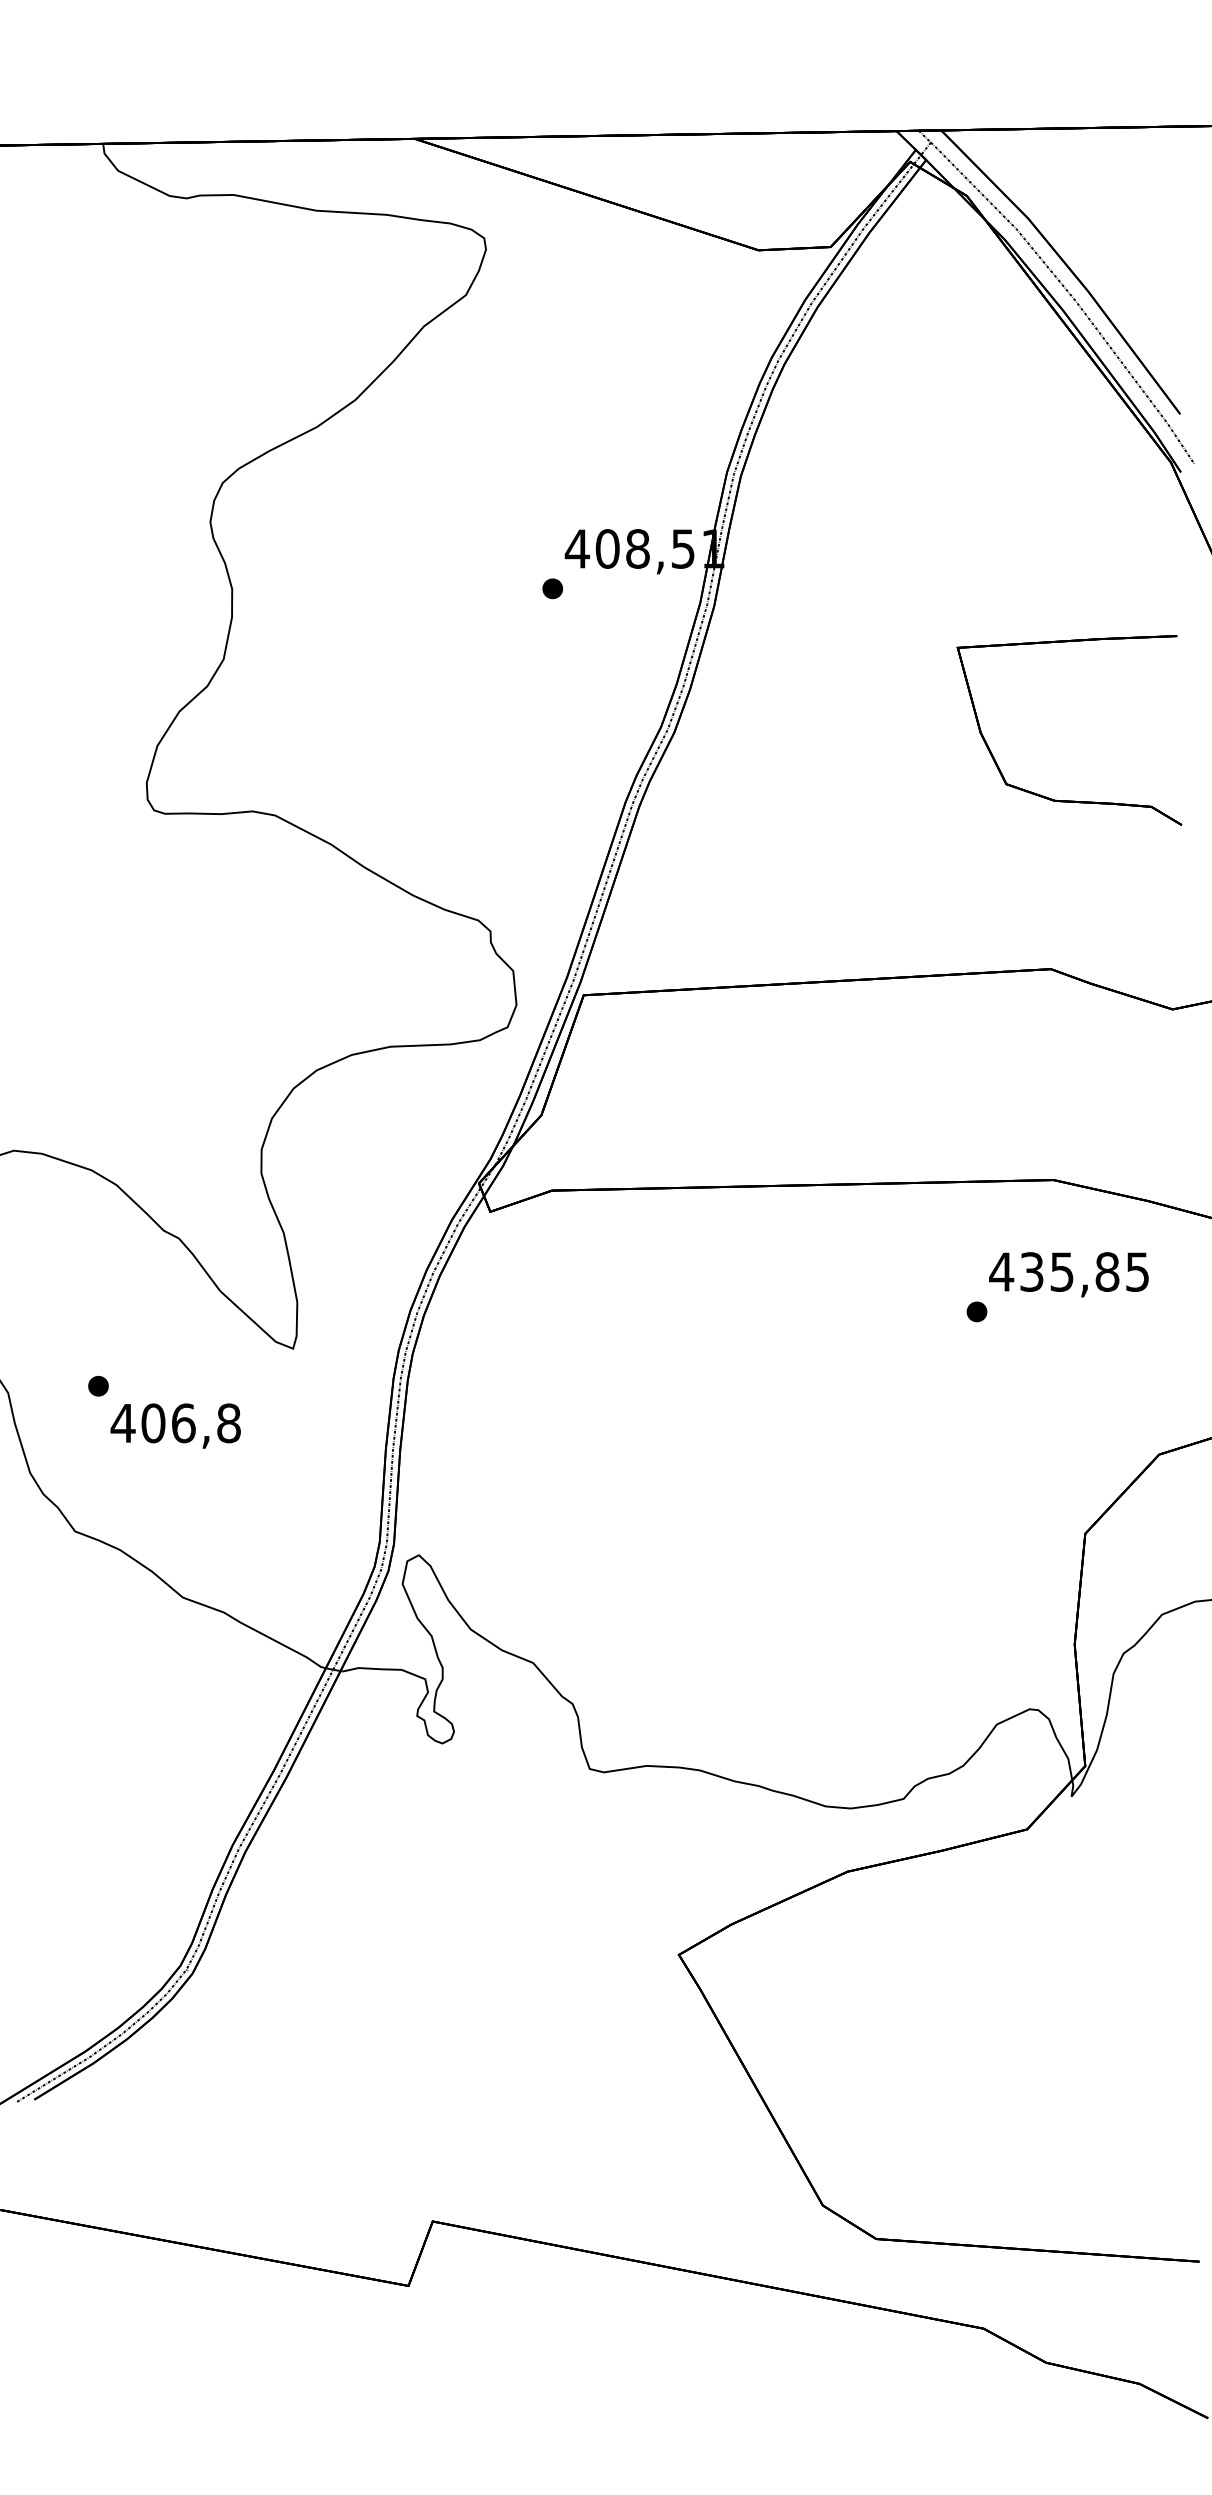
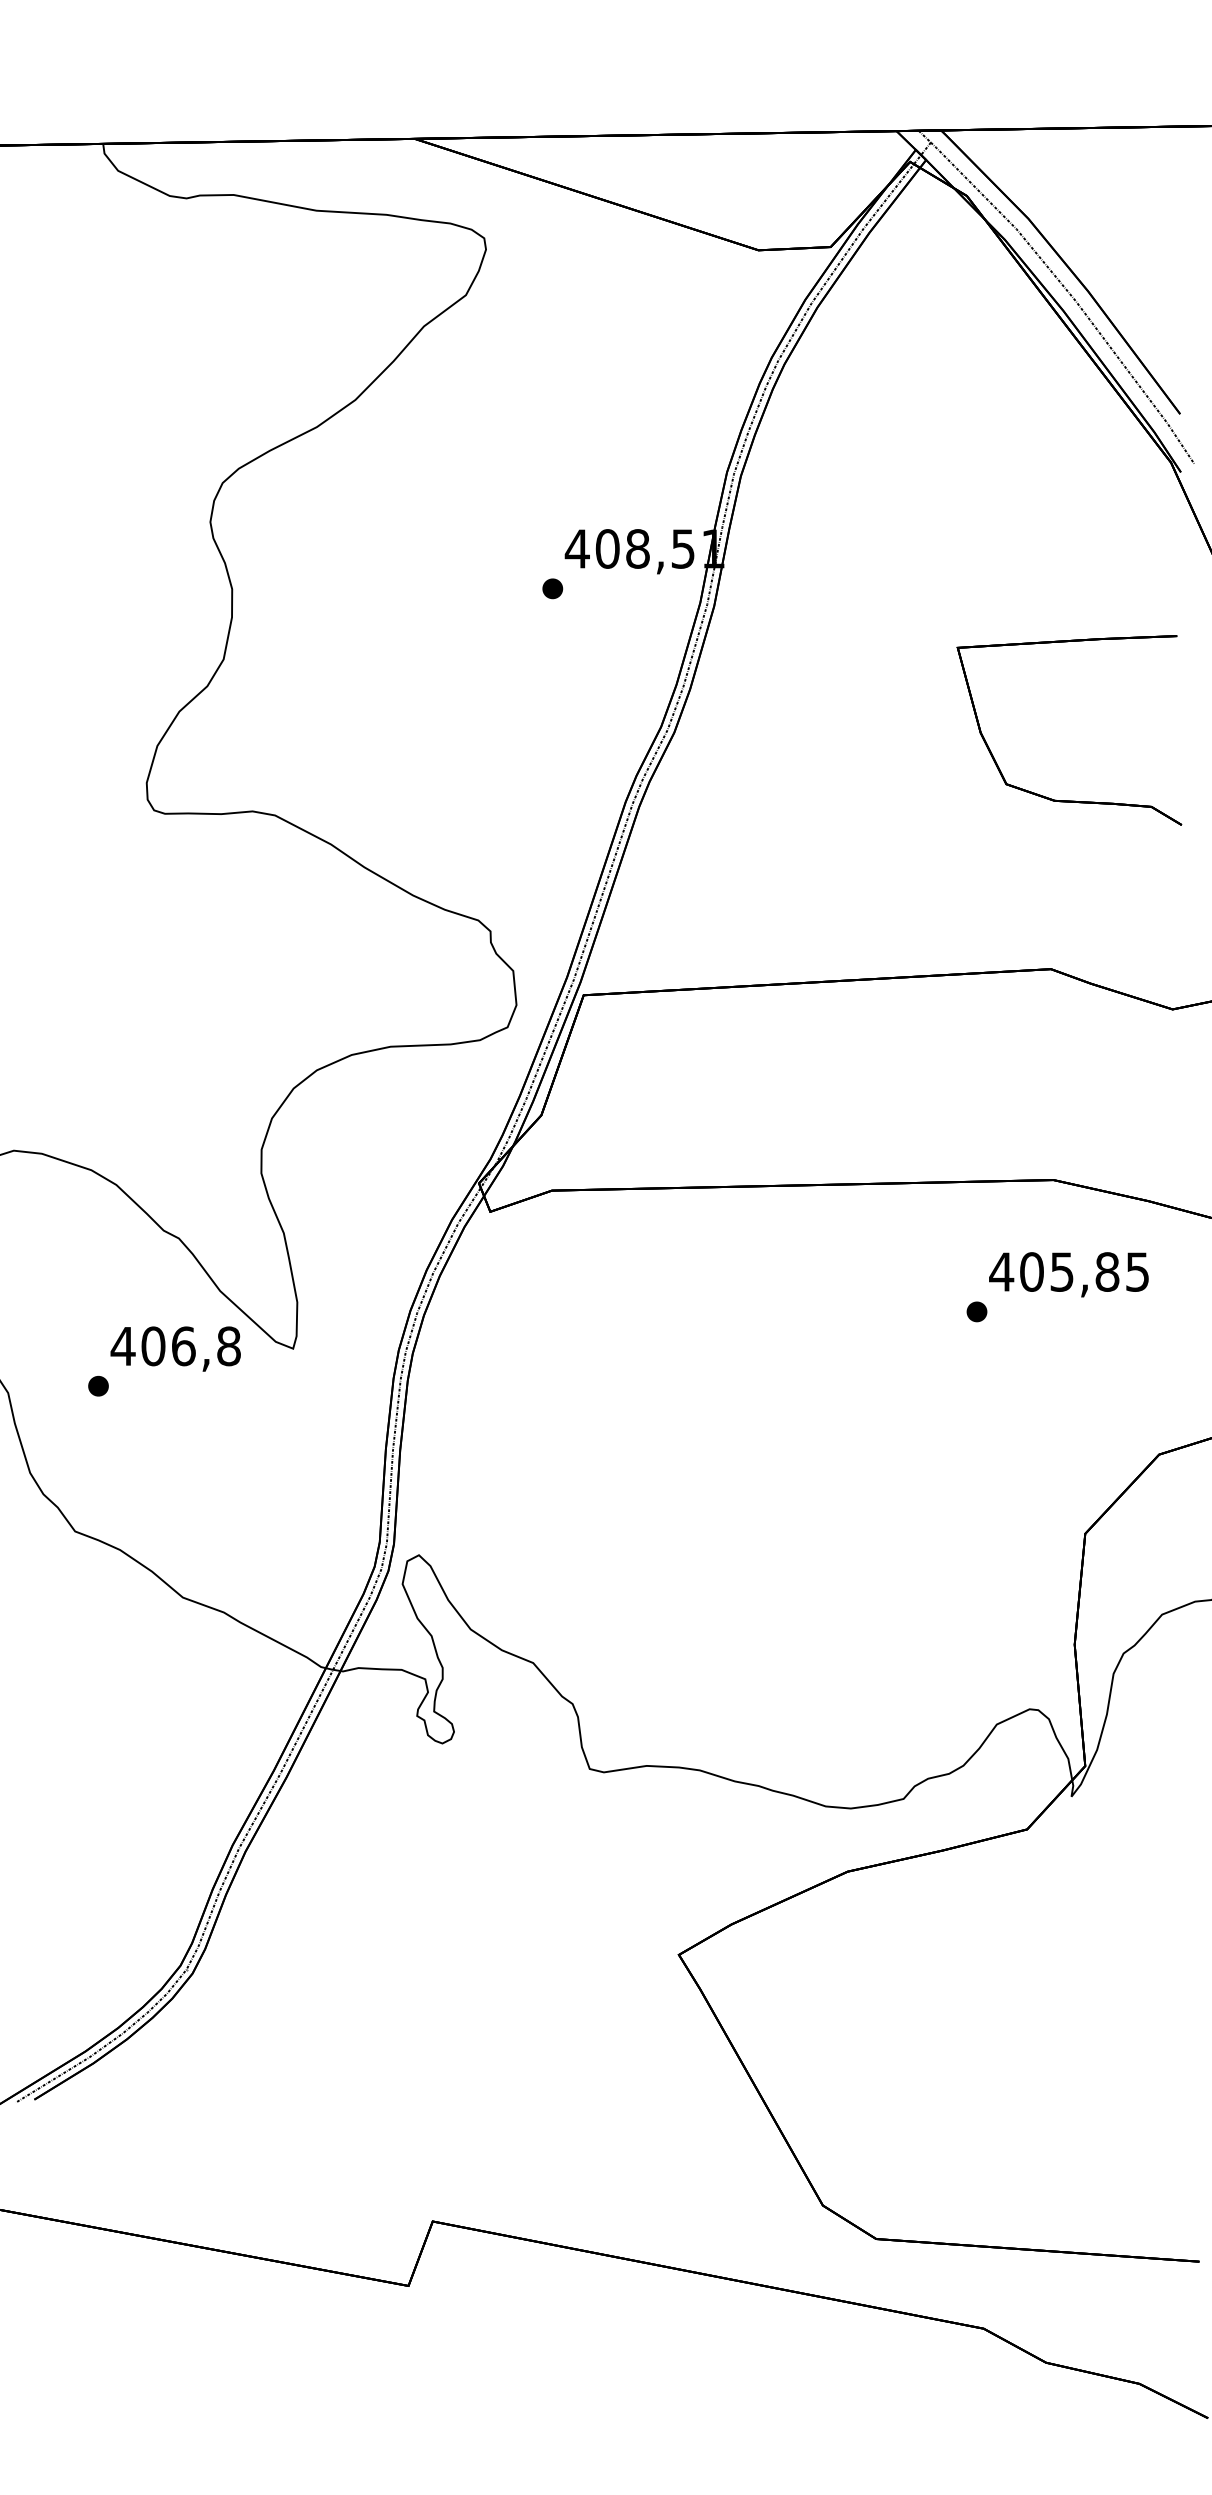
text: 435,85 -> 405,85 (1031, 1271)
text position: (175, 1425) -> (175, 1348) (175, 1348)
